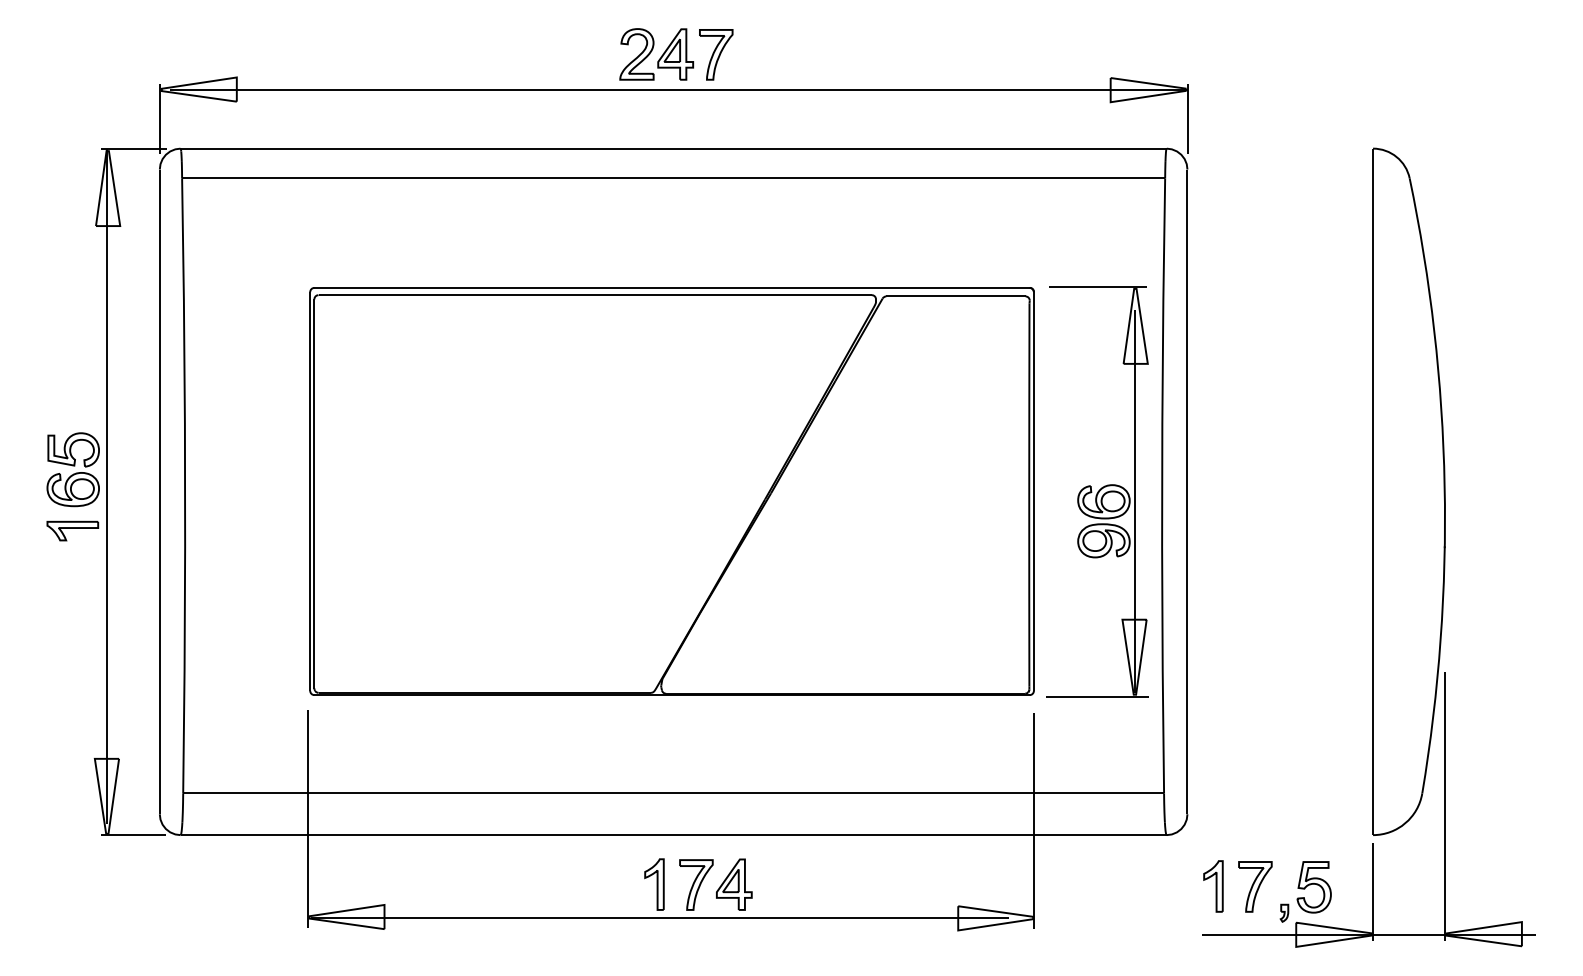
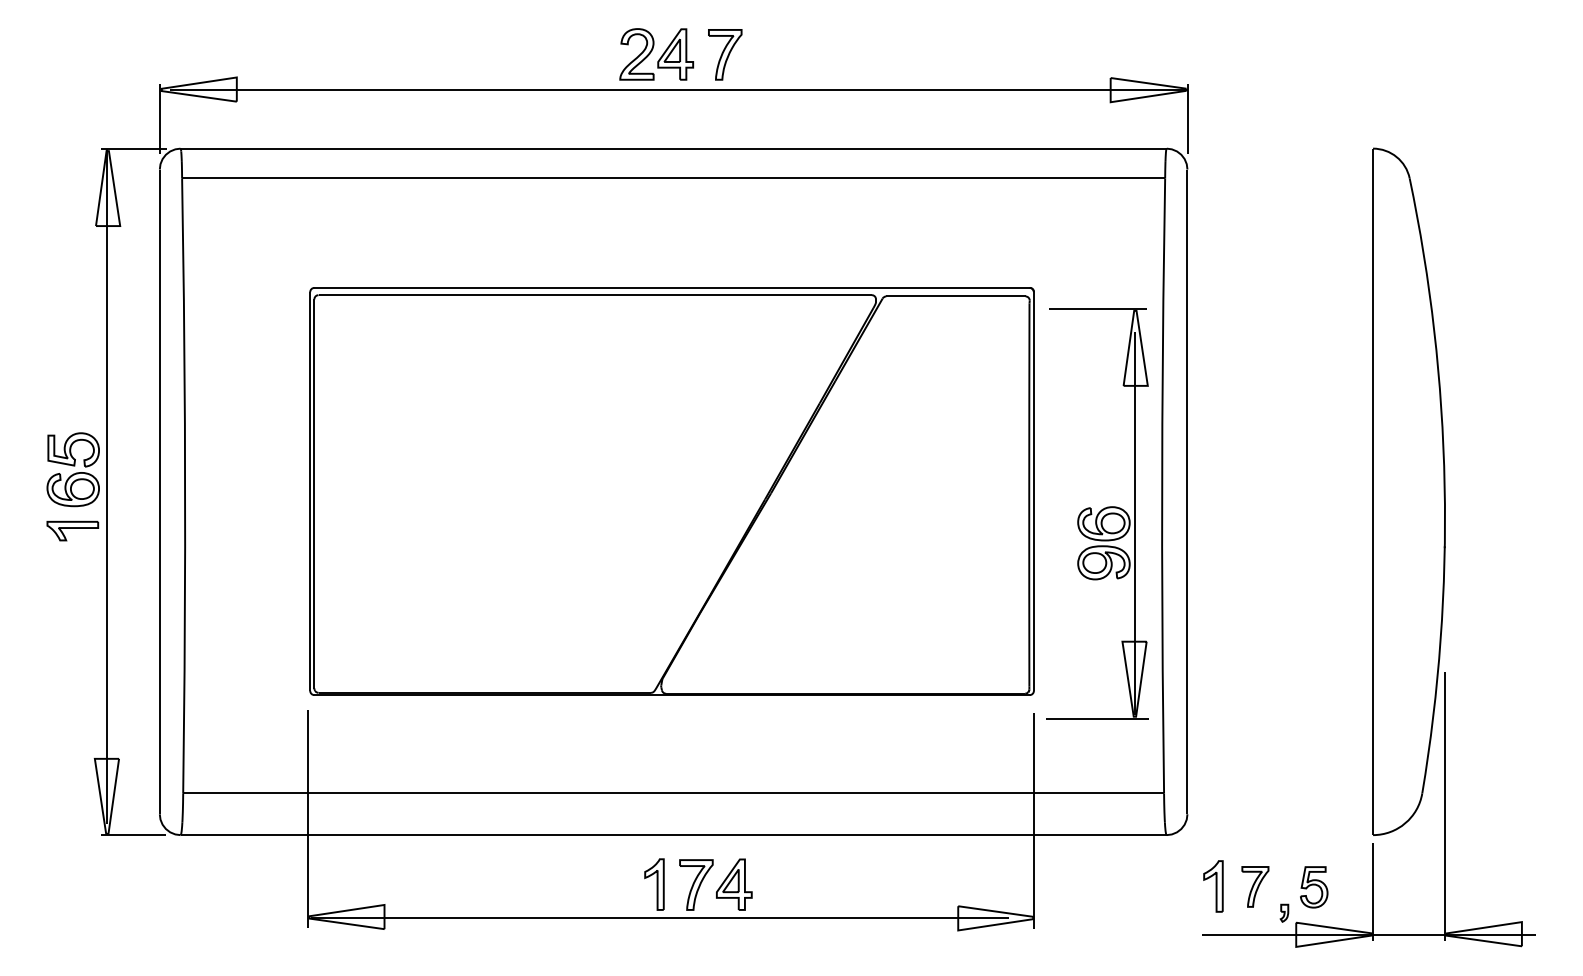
part position: (716, 54) -> (725, 54) (725, 54)
part position: (1097, 491) -> (1097, 513) (1097, 513)
part size: 35x52 px -> 29x42 px (1255, 886)
part size: 36x53 px -> 29x43 px (1314, 887)
